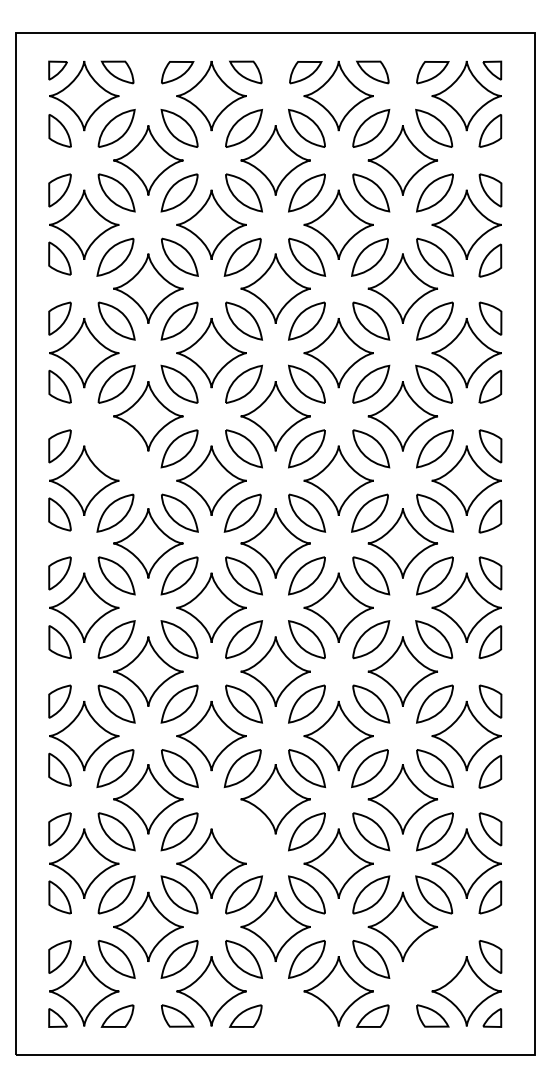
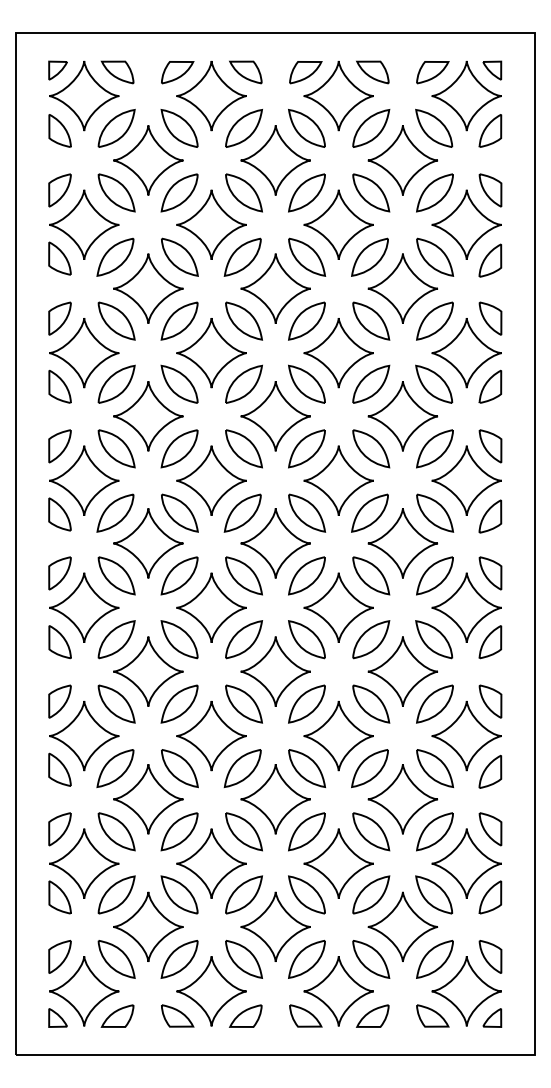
part: none -> present (116, 448)
part: none -> present (243, 831)
part: none -> present (434, 958)
part: none -> present (305, 1015)
